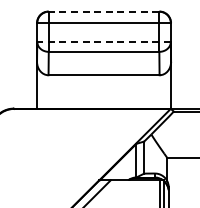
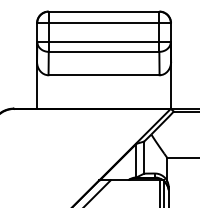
line: dashed -> solid (103, 11)
line: dashed -> solid (104, 41)
